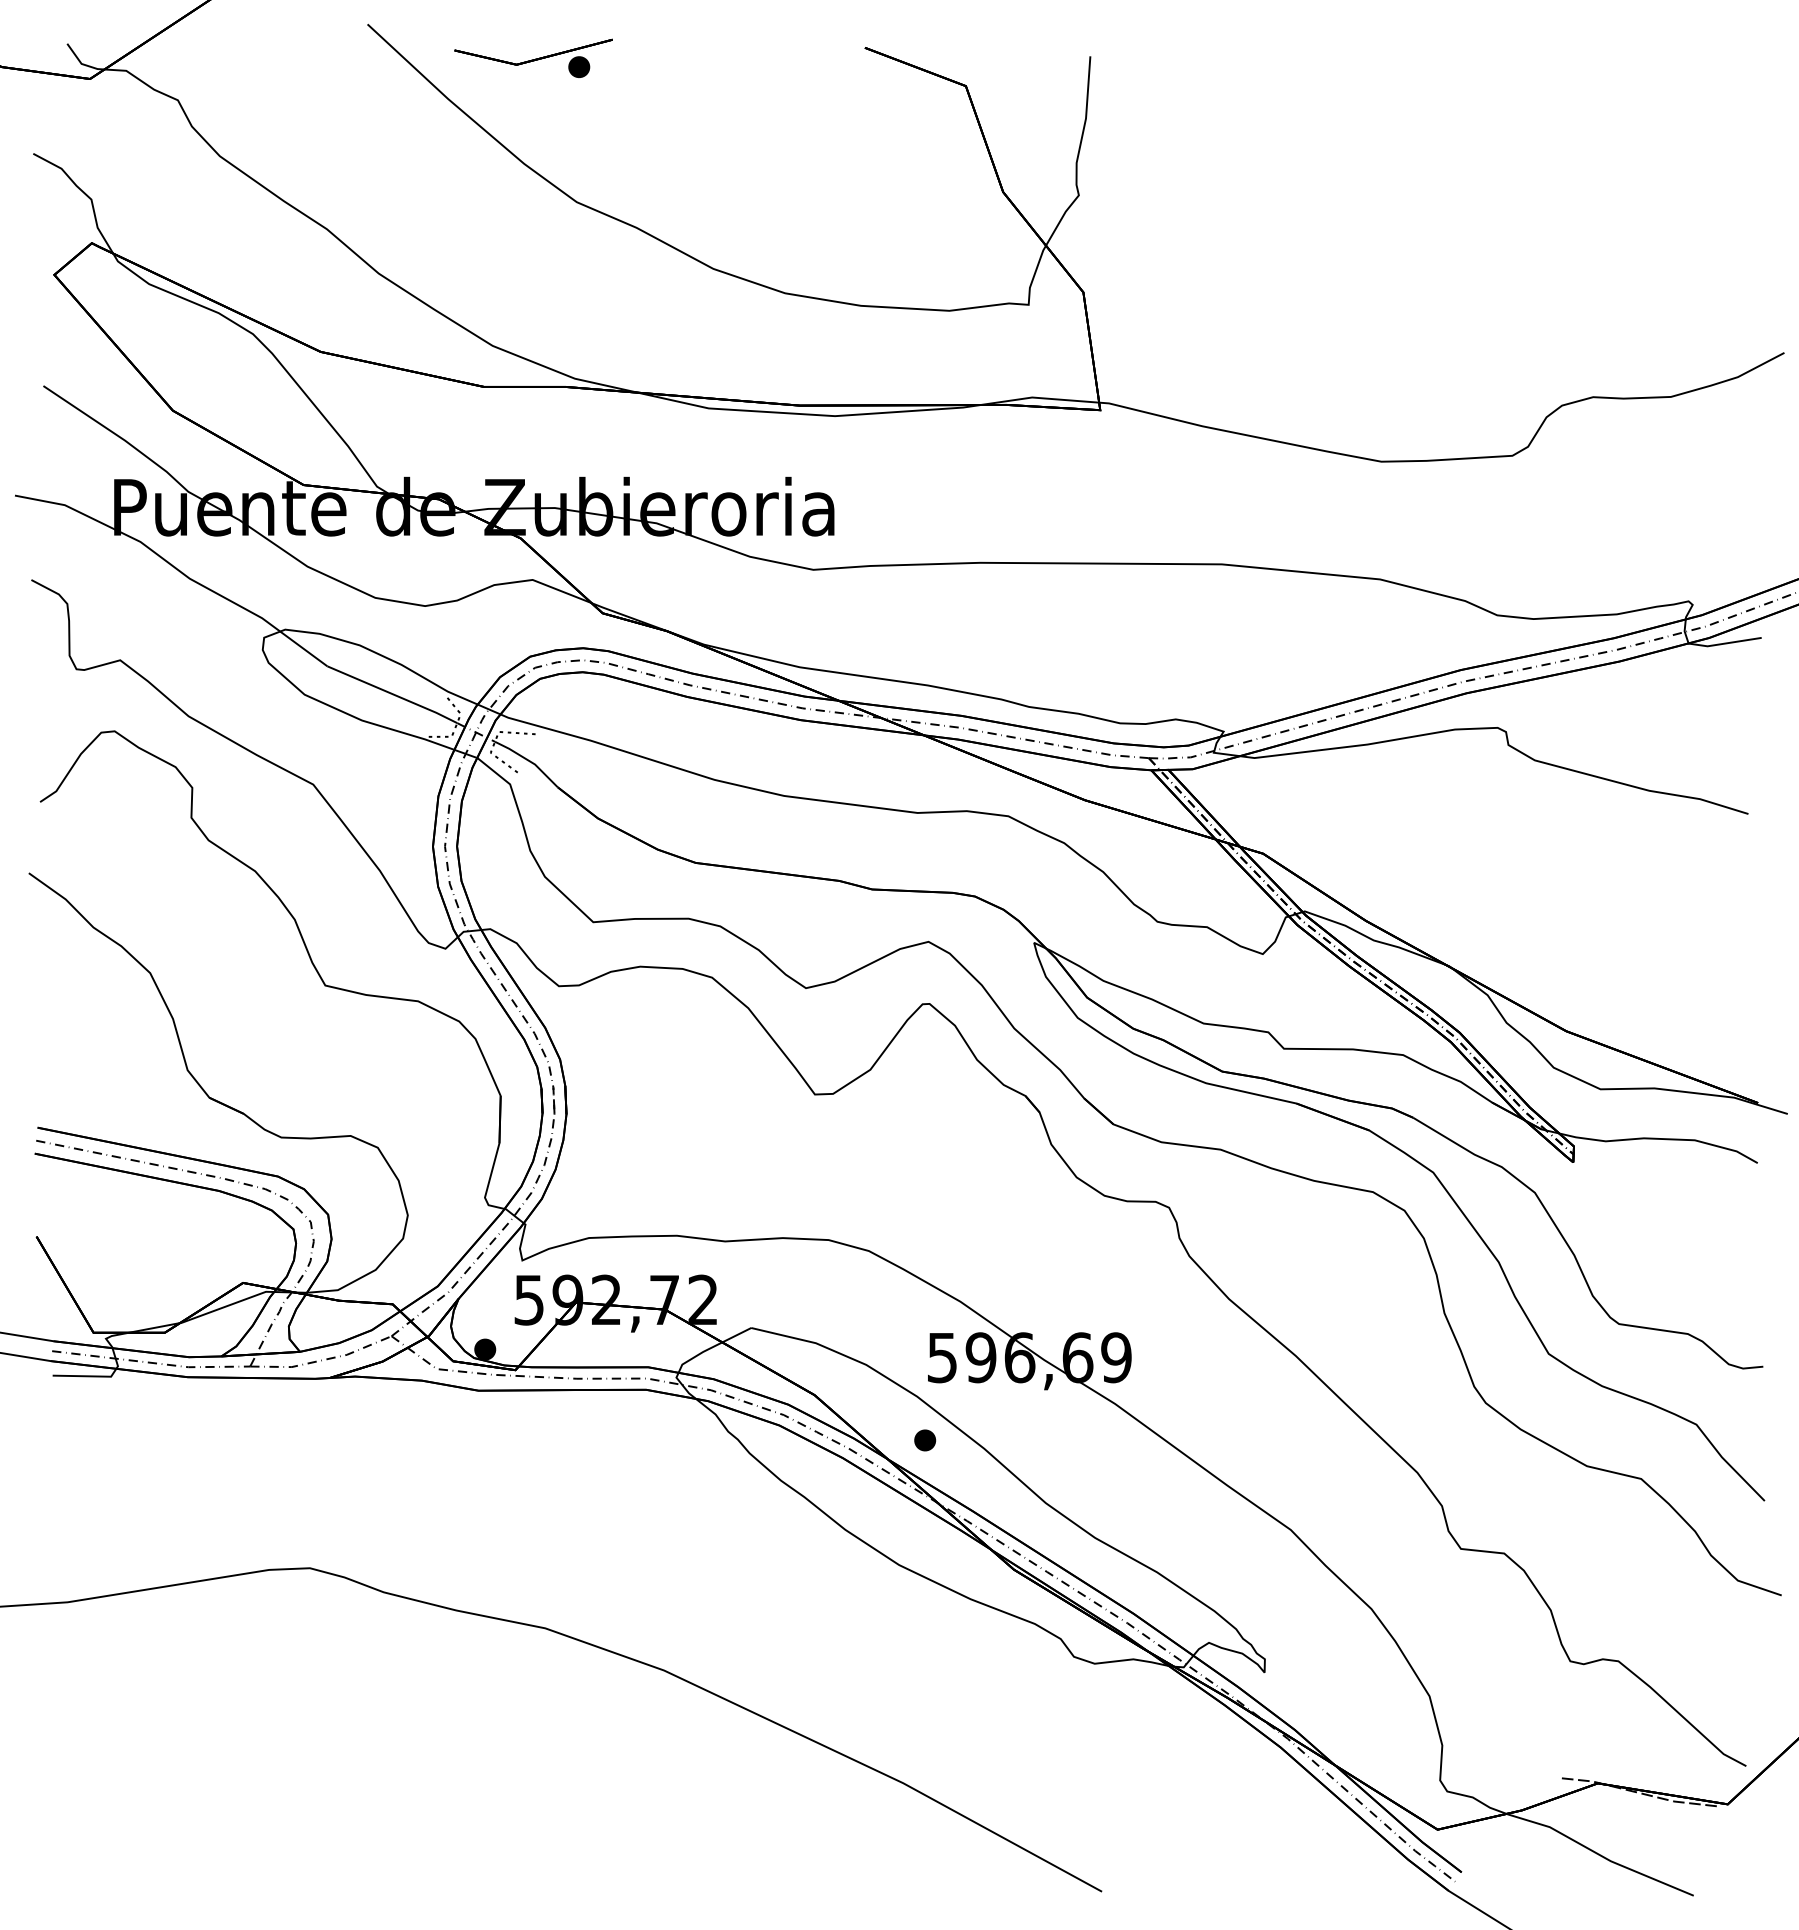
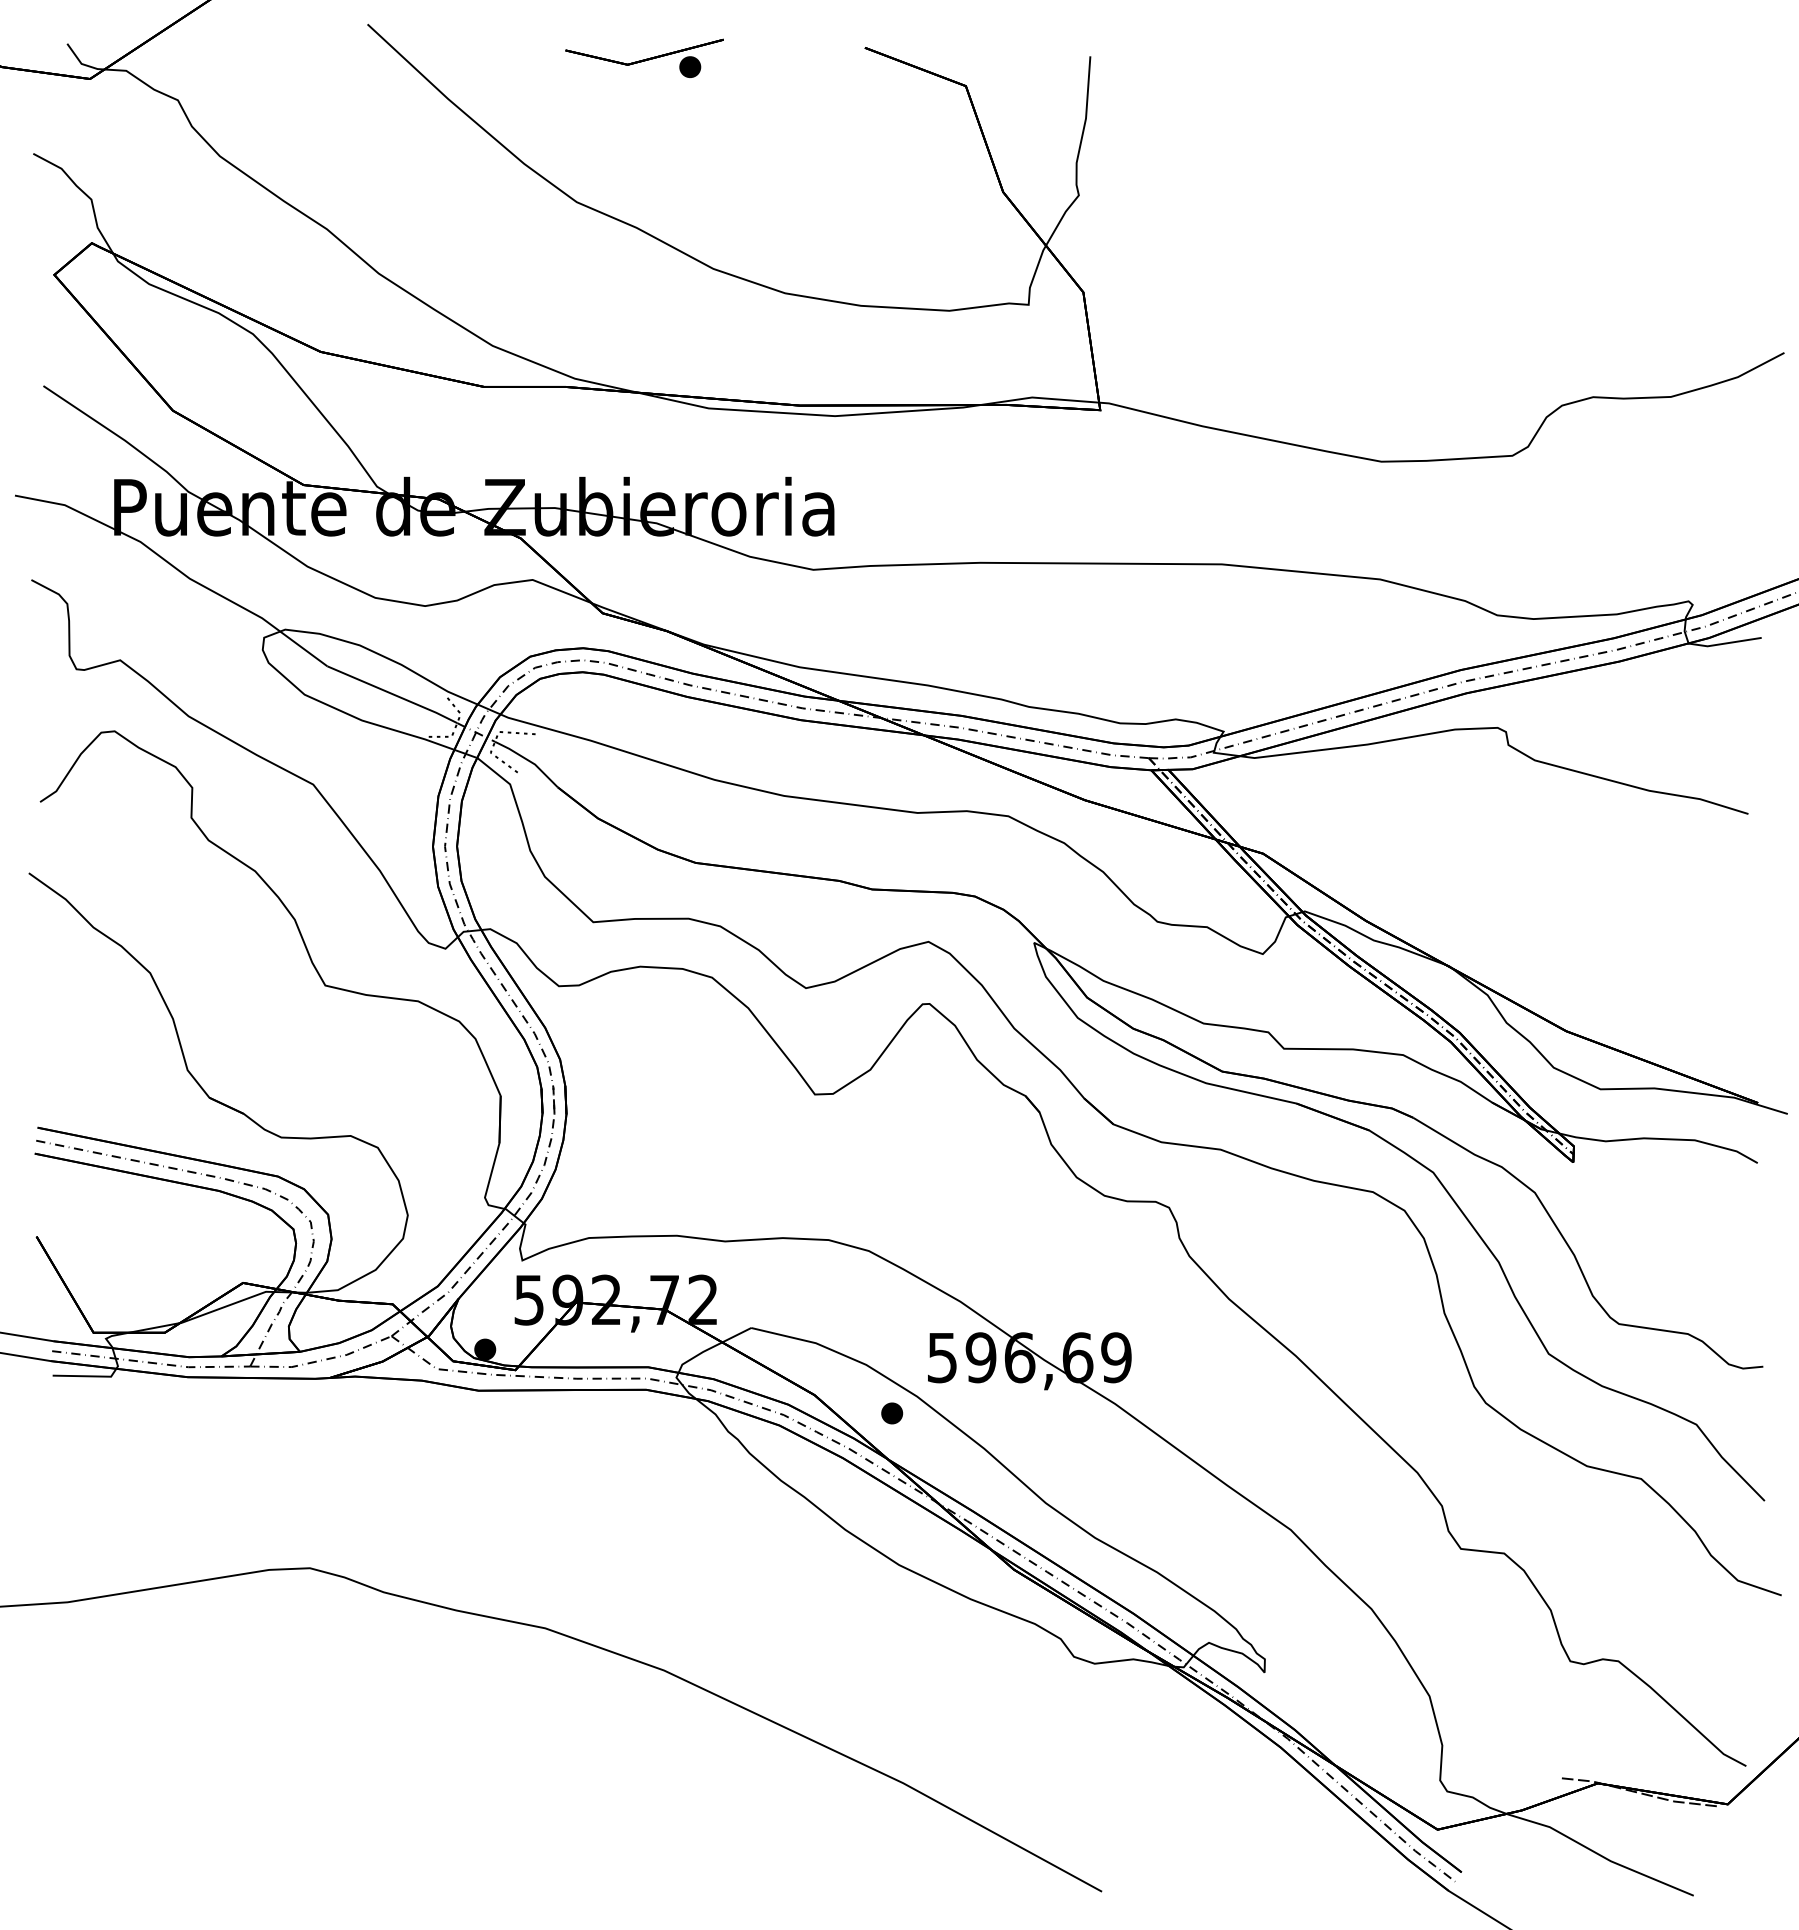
part position: (533, 57) -> (644, 57) (644, 57)
part position: (925, 1440) -> (892, 1413) (892, 1413)
